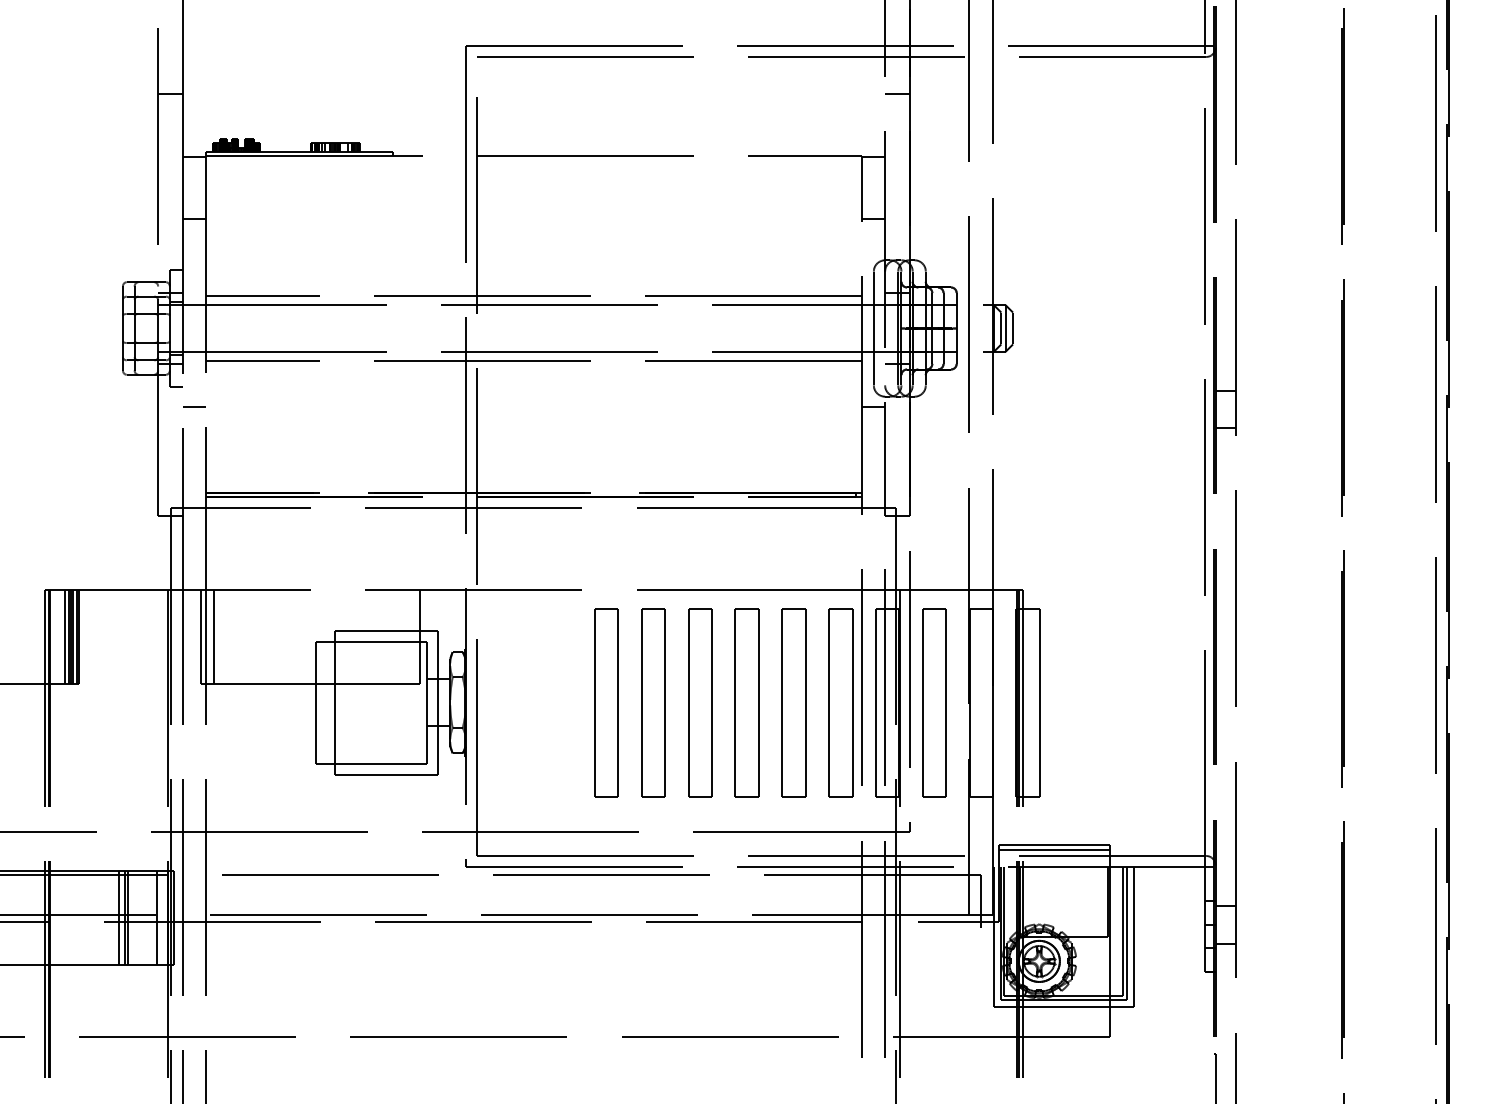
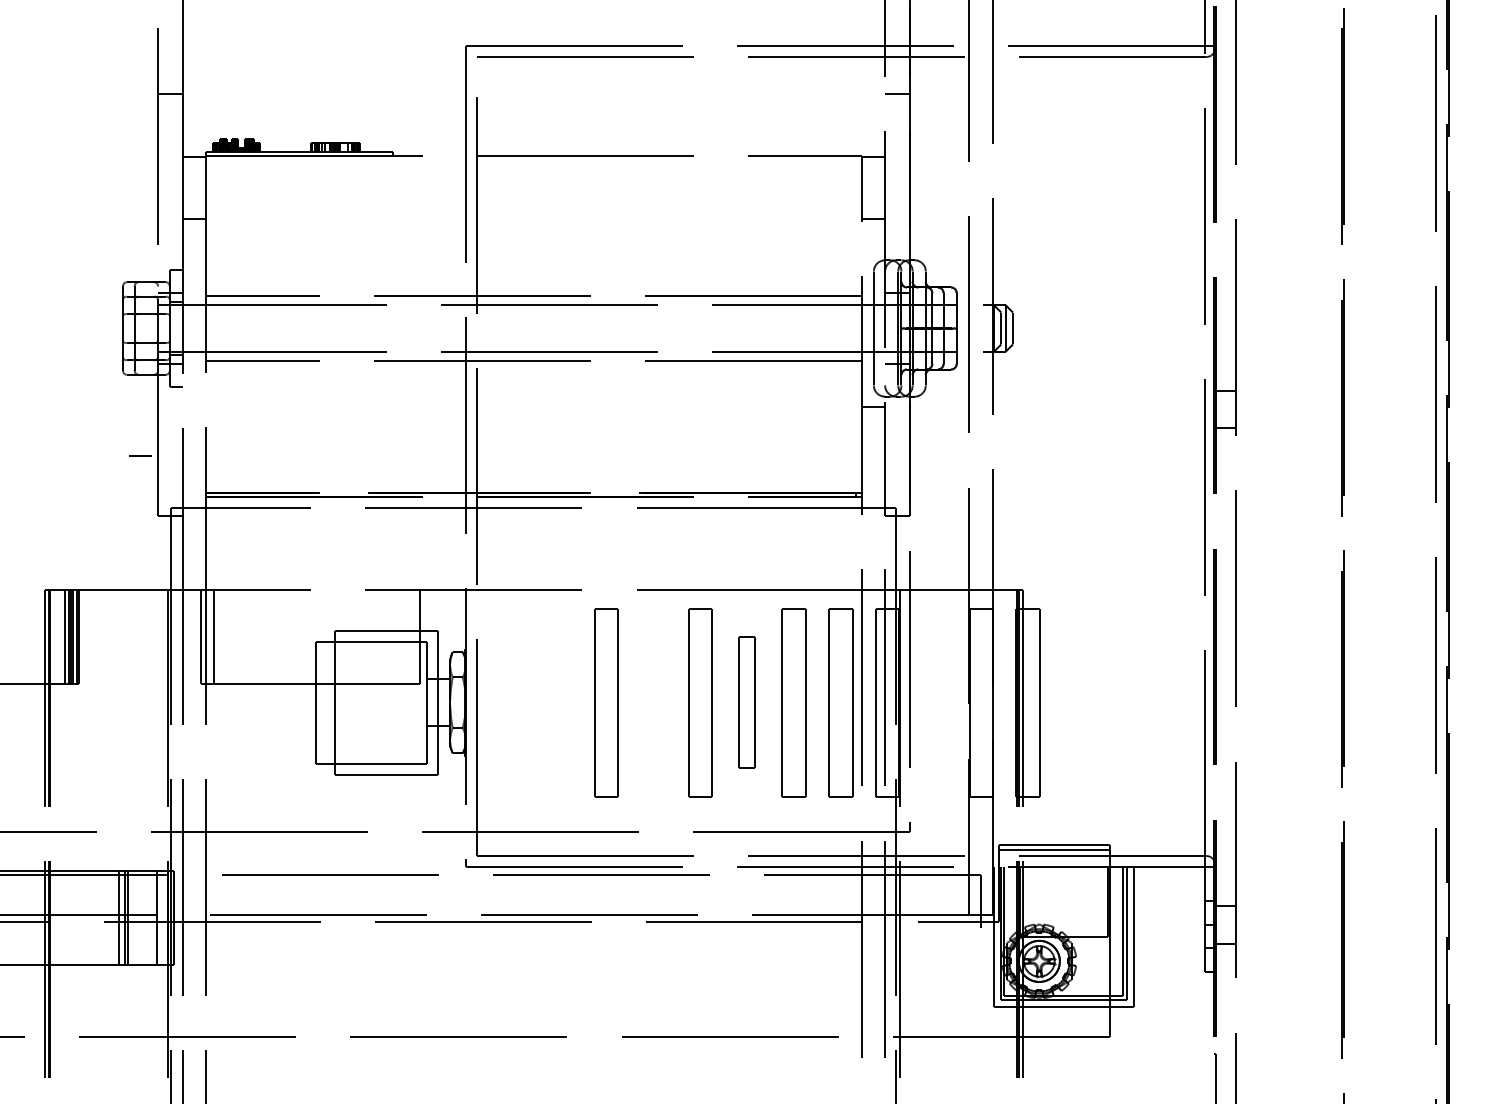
line position: (194, 406) -> (140, 455) (140, 455)
part: present -> none (653, 702)
part size: 26x190 px -> 18x133 px (746, 702)
part: present -> none (934, 702)
